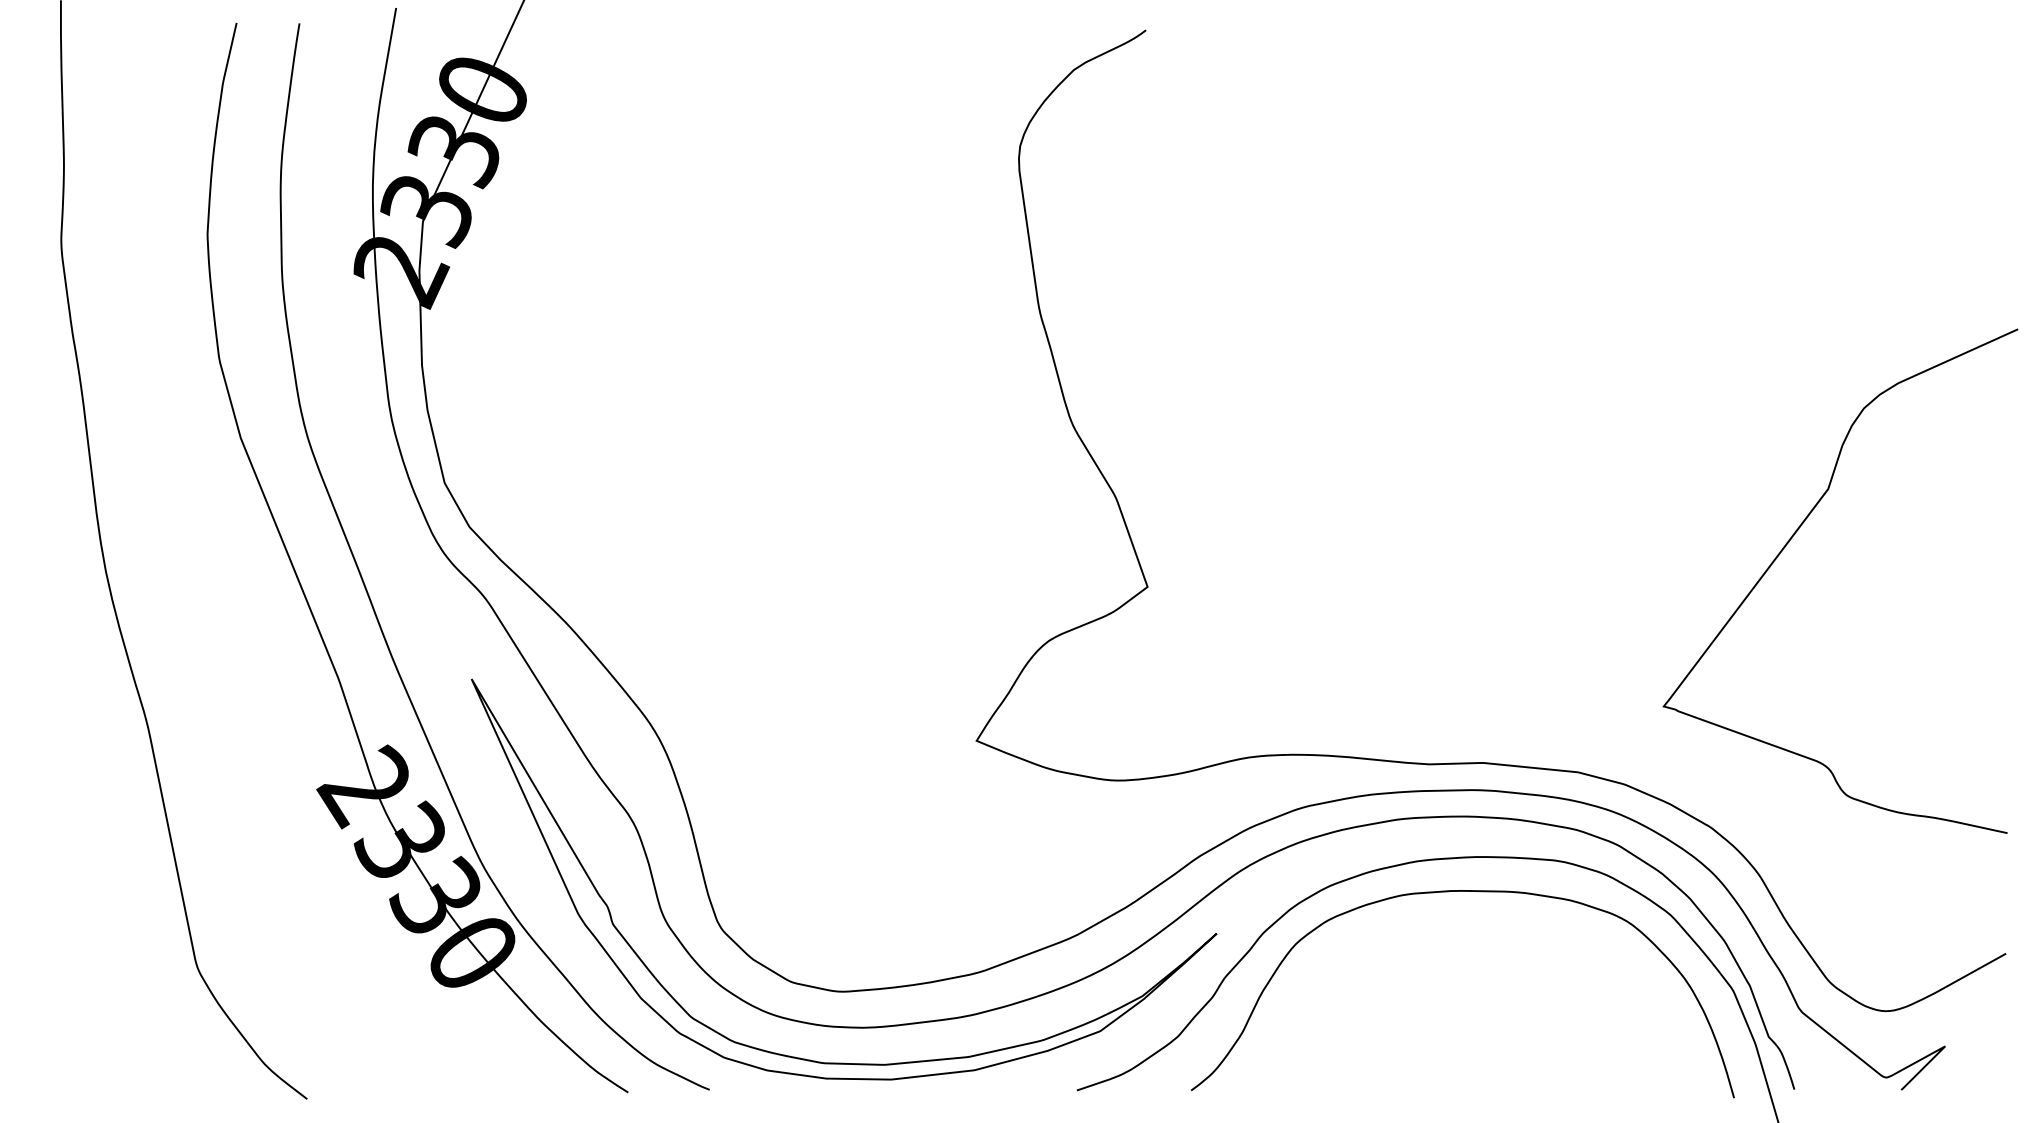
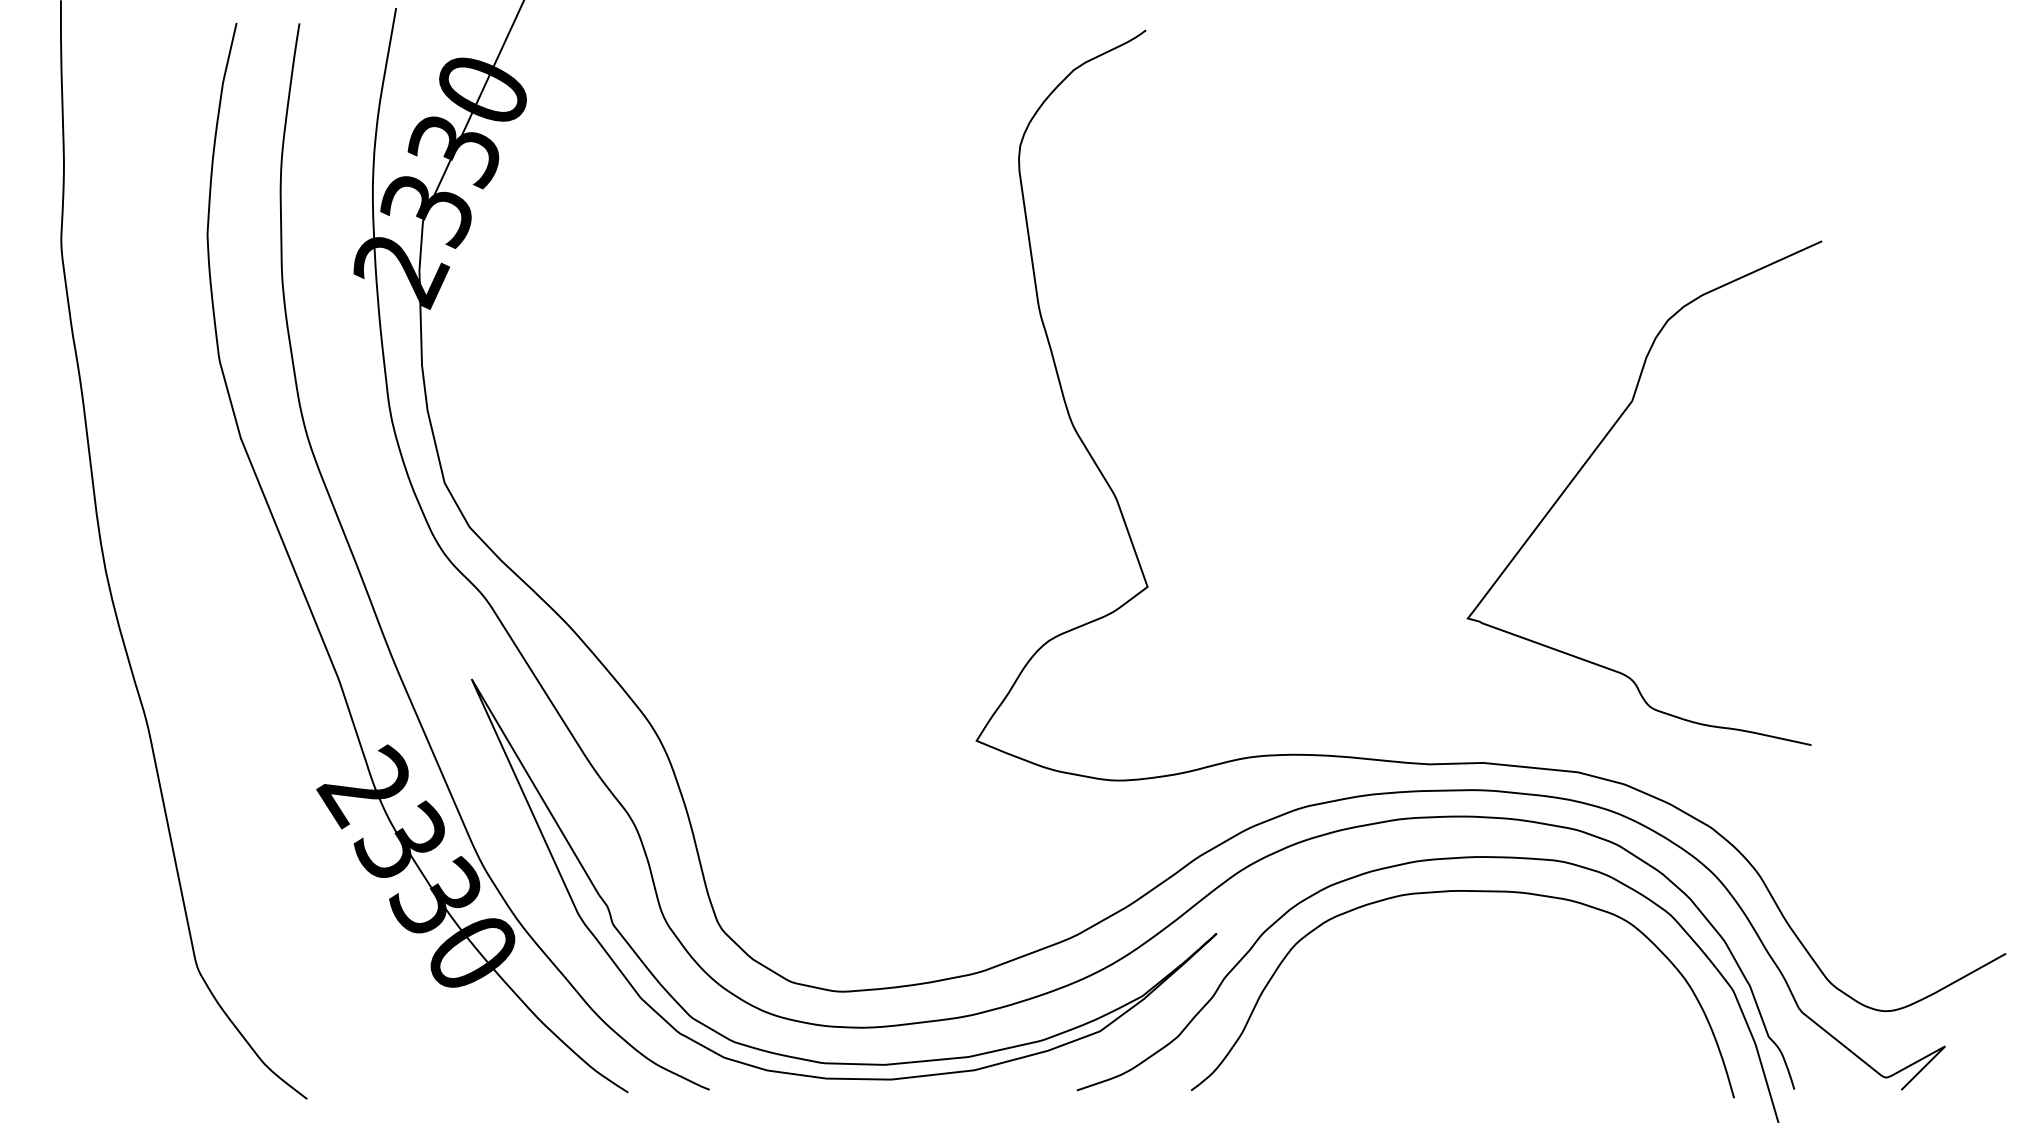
curve position: (1789, 542) -> (1593, 454) (1593, 454)
